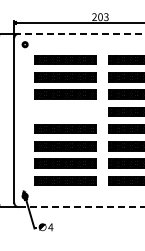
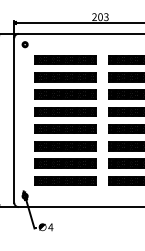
line: dashed -> solid (81, 33)
part: none -> present (65, 111)
line: dashed -> solid (81, 207)
